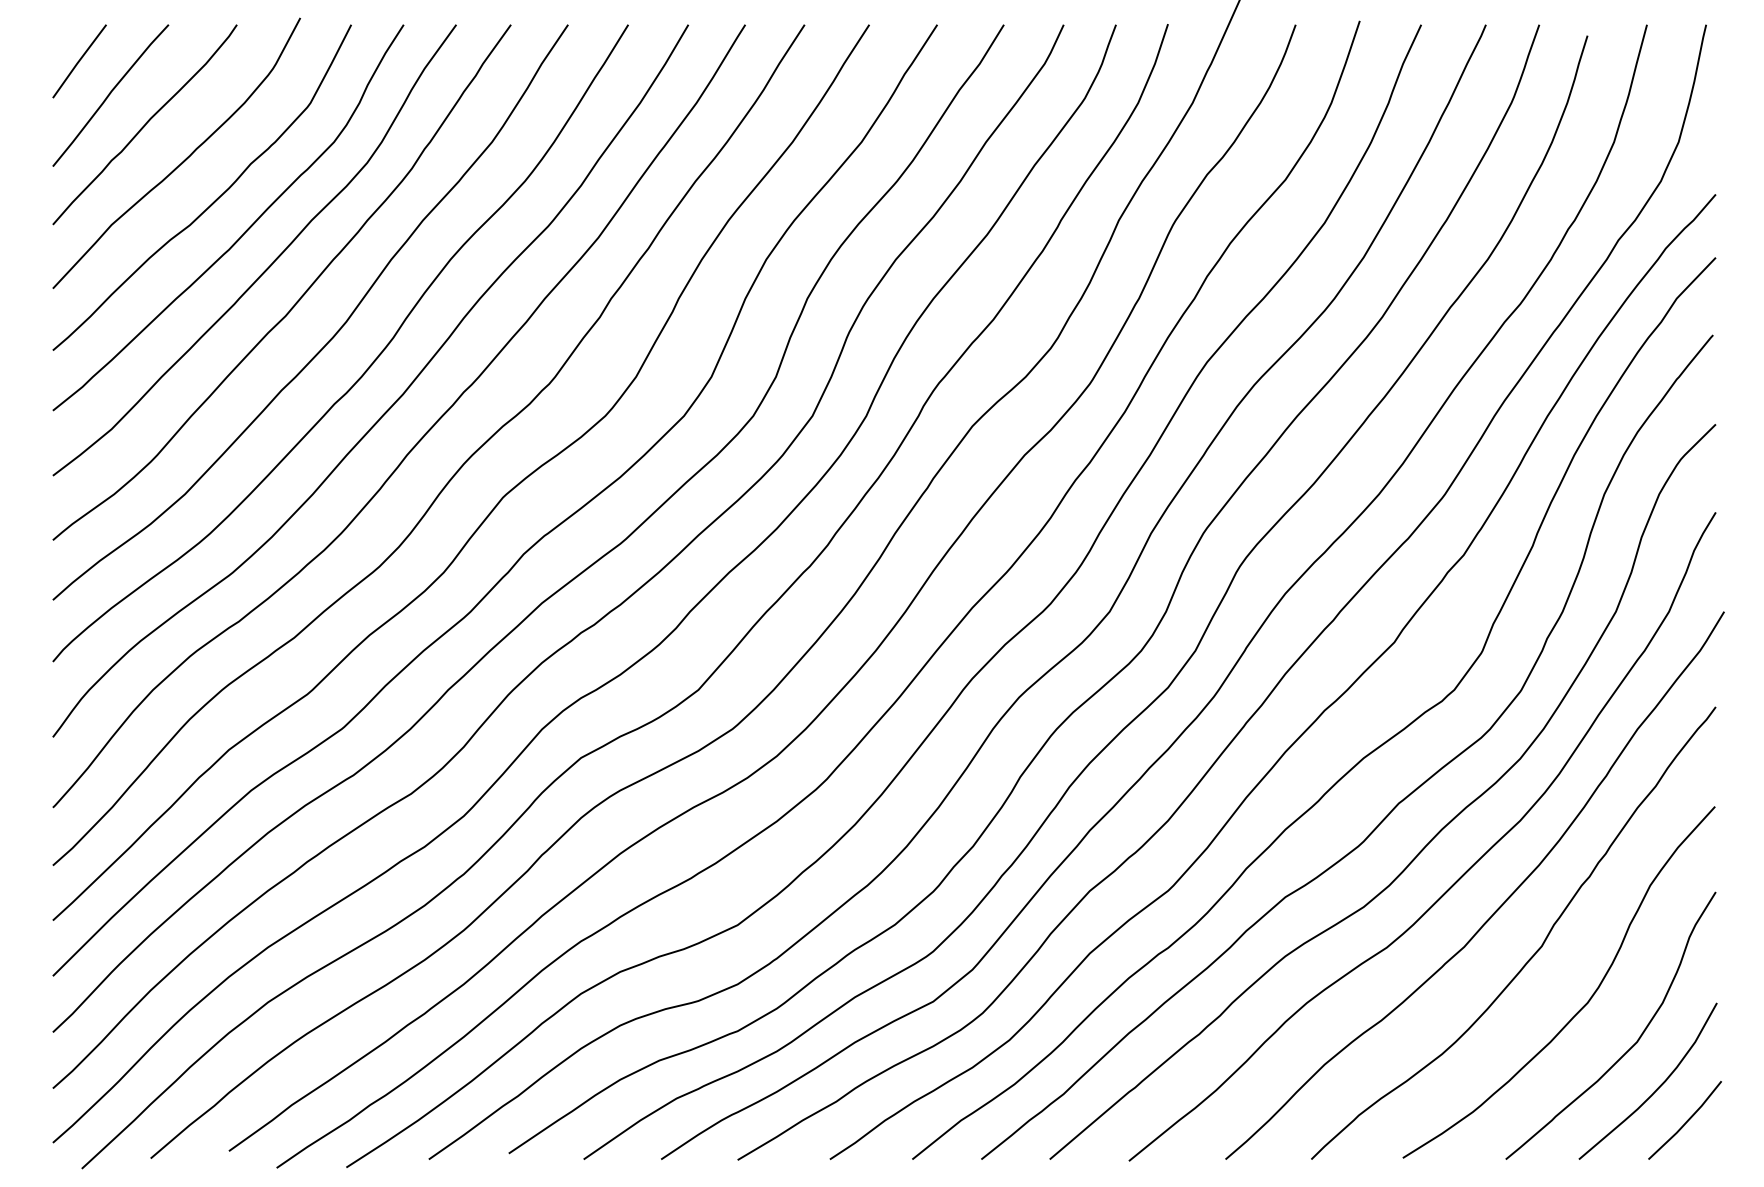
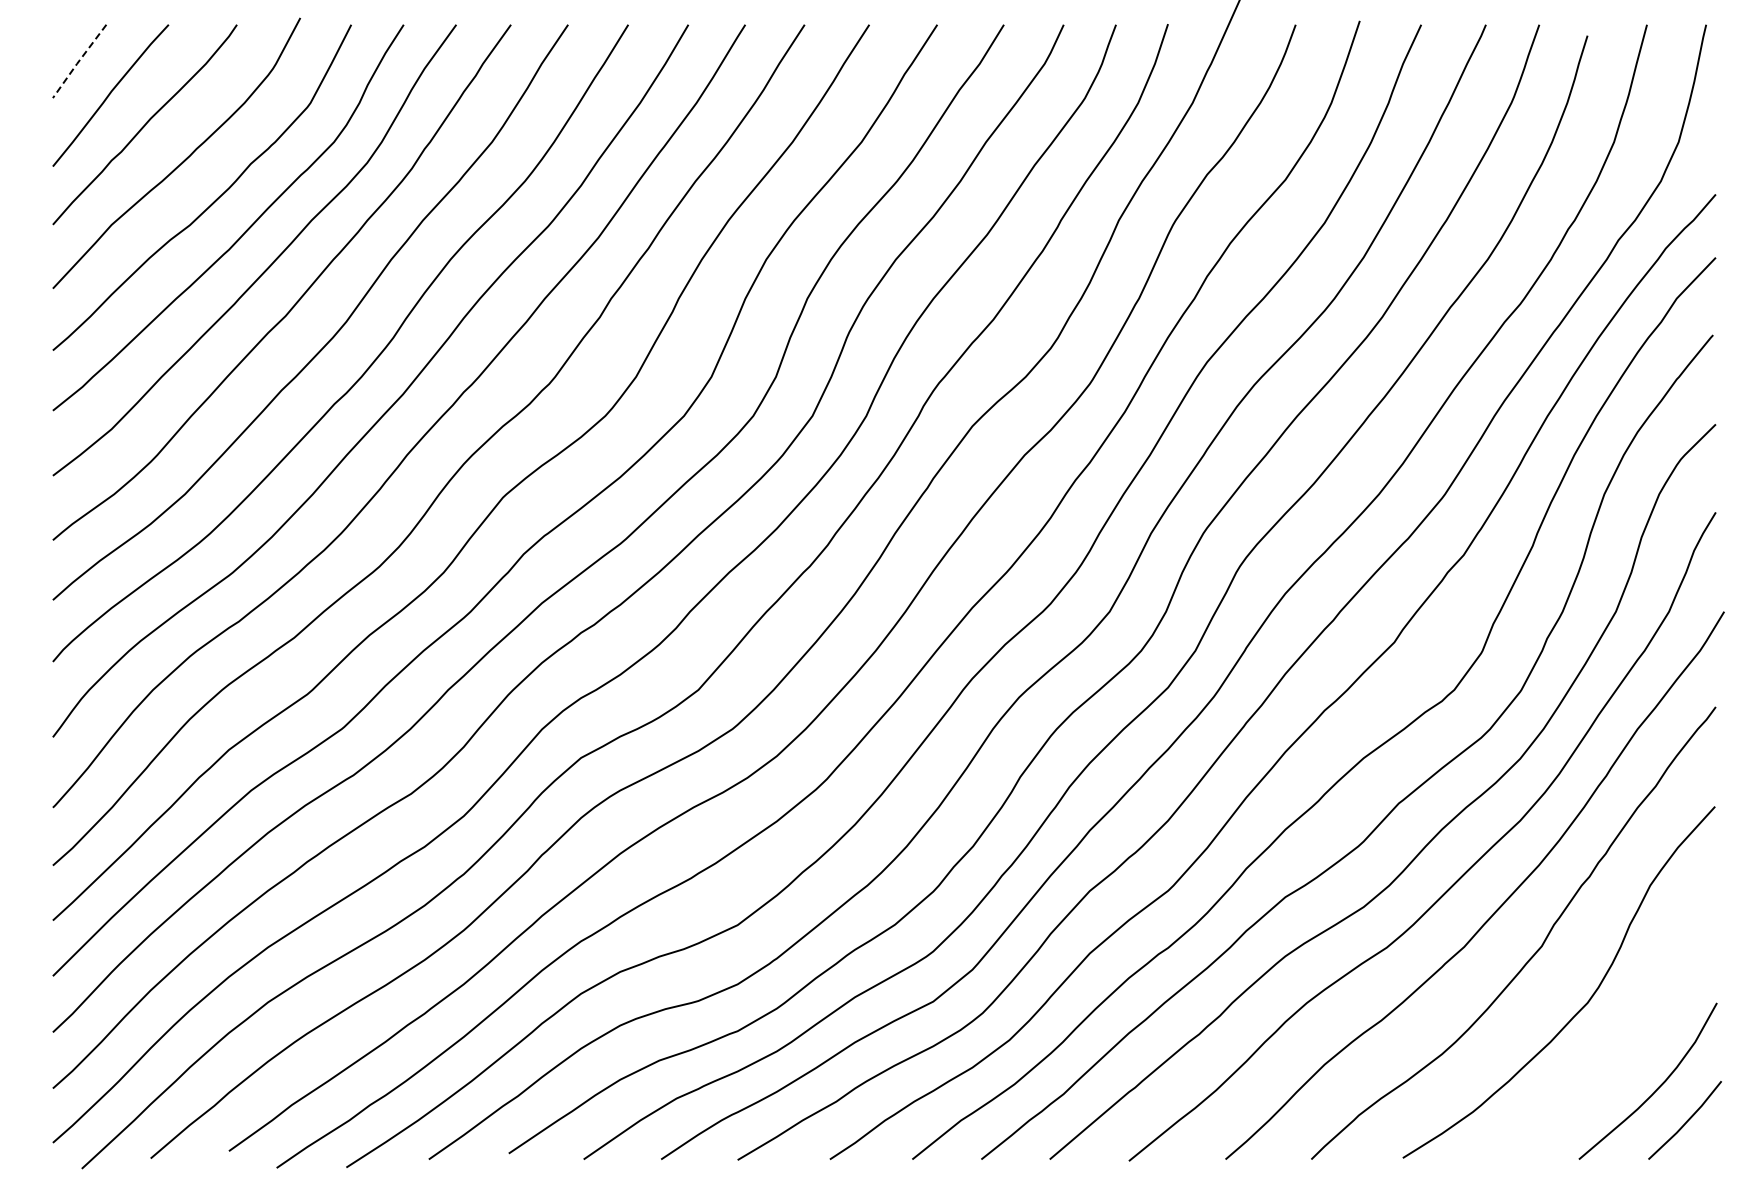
line: solid -> dashed (78, 61)
curve: present -> none (1631, 1046)
